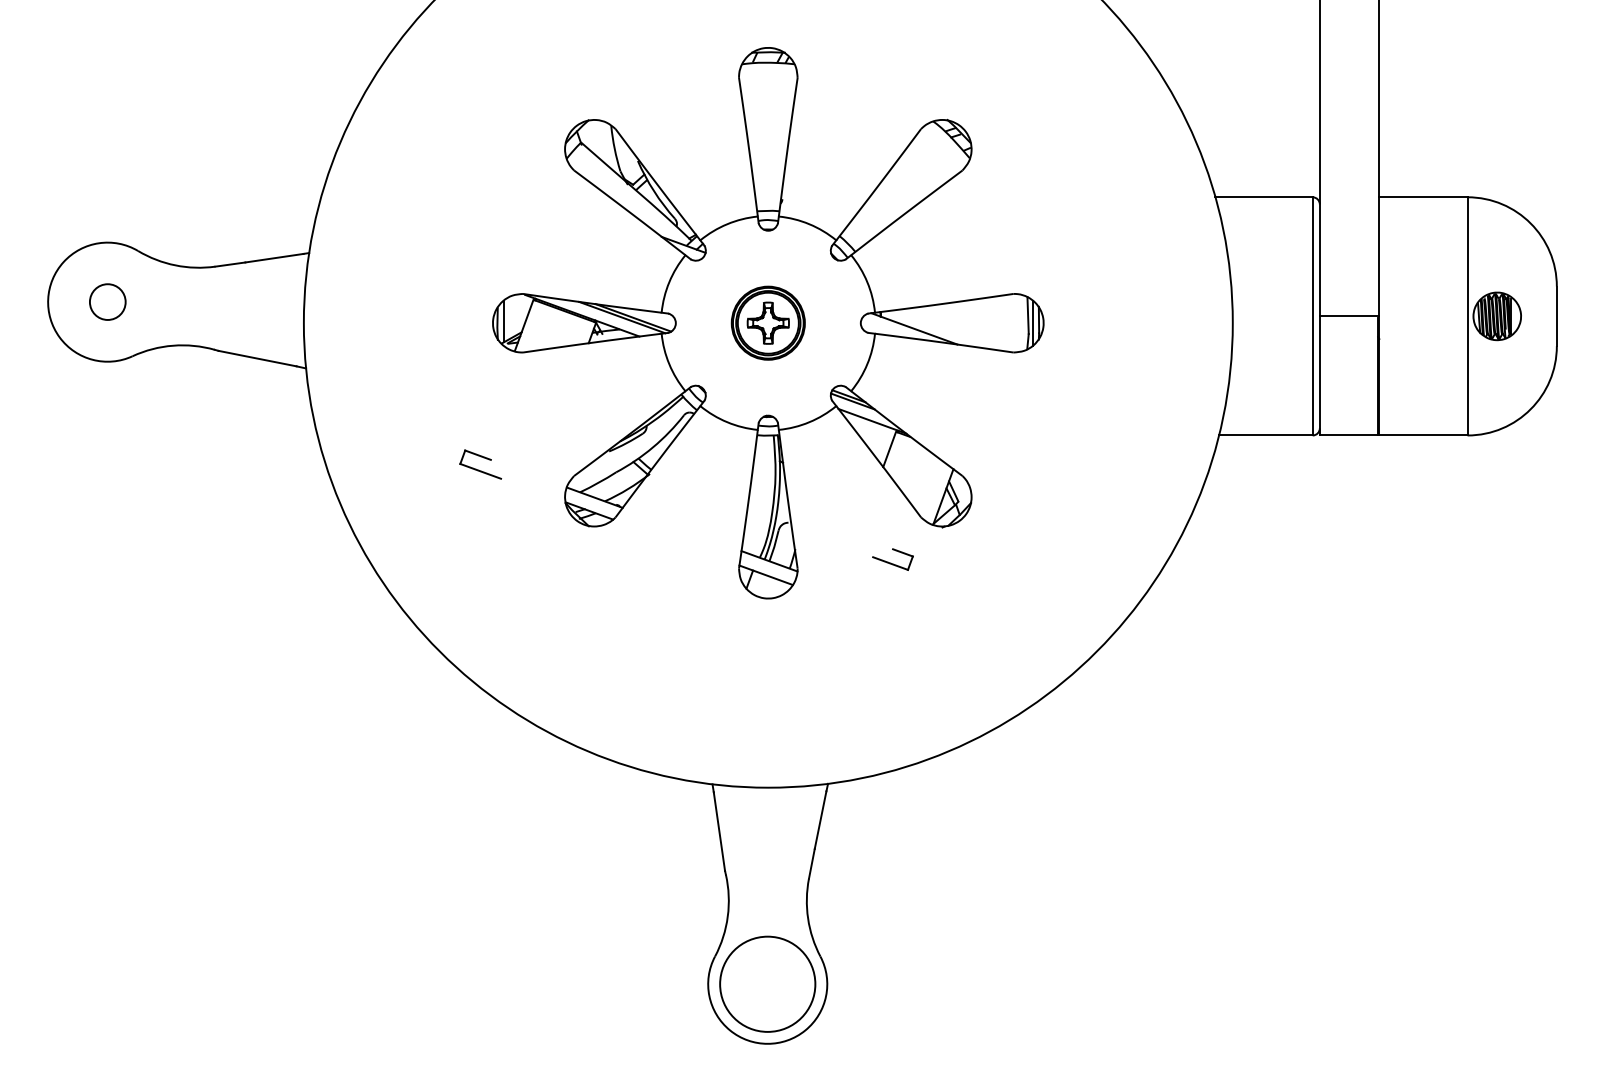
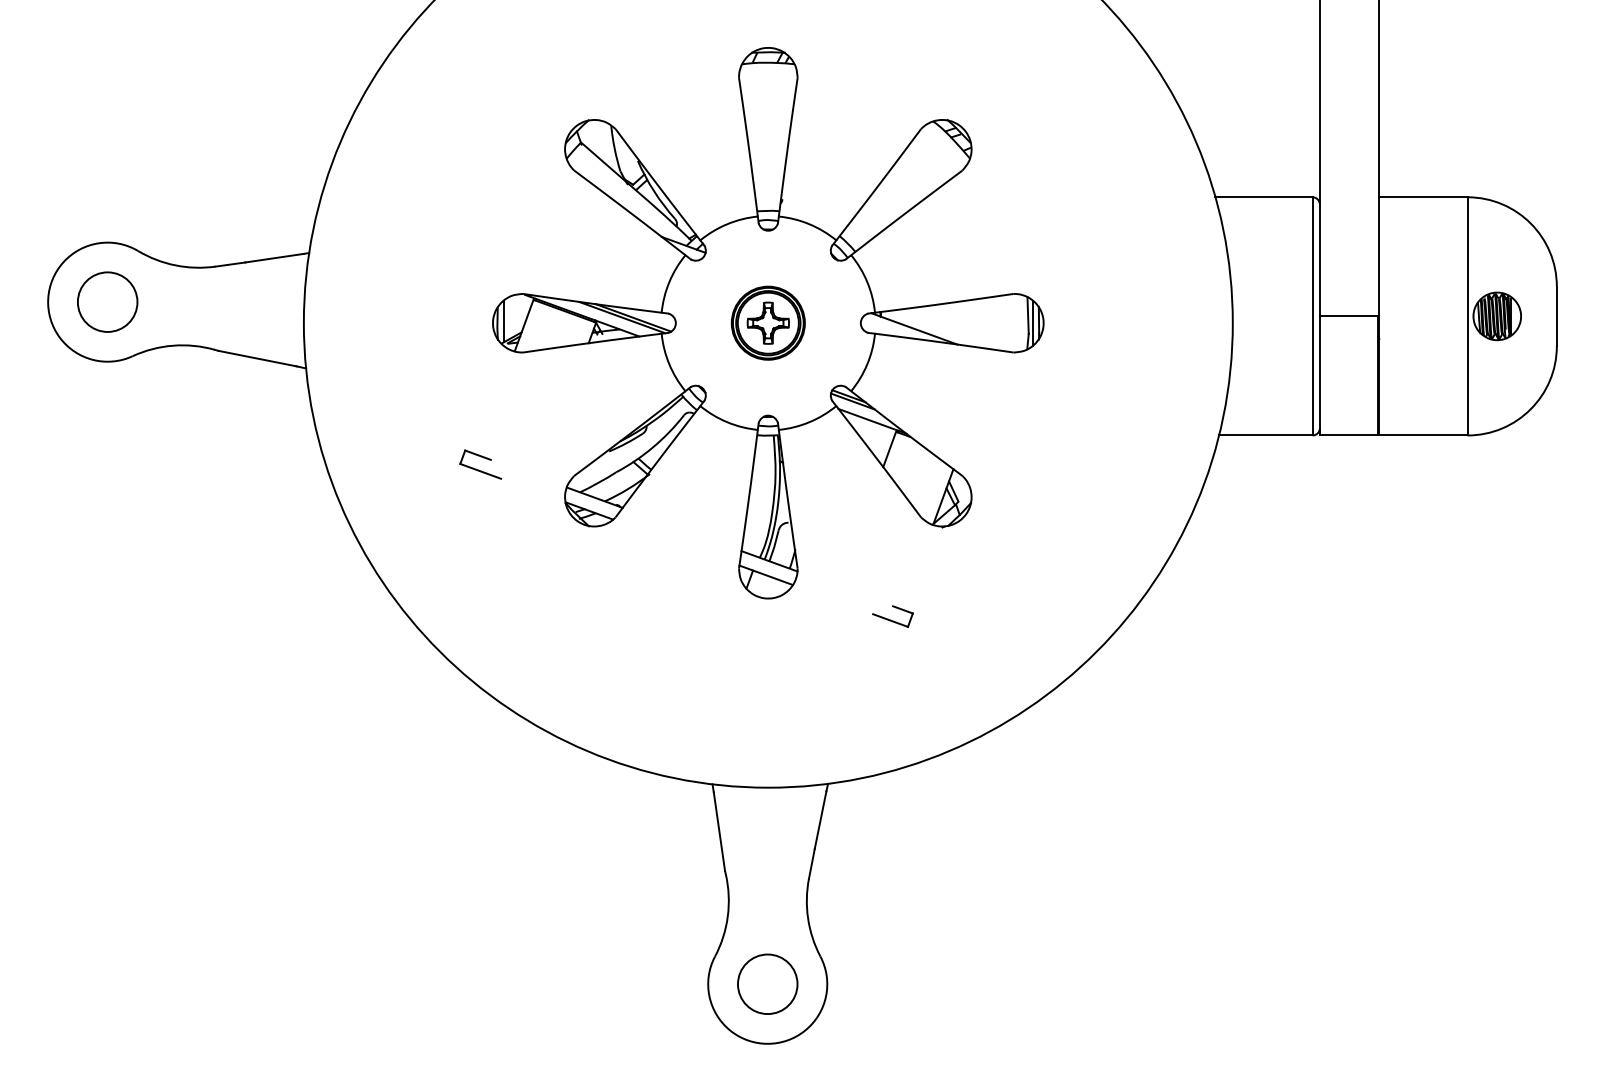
circle size: 38x38 px -> 62x62 px (107, 301)
part position: (892, 559) -> (892, 616) (892, 616)
circle diameter: 95 px -> 60 px (767, 984)
